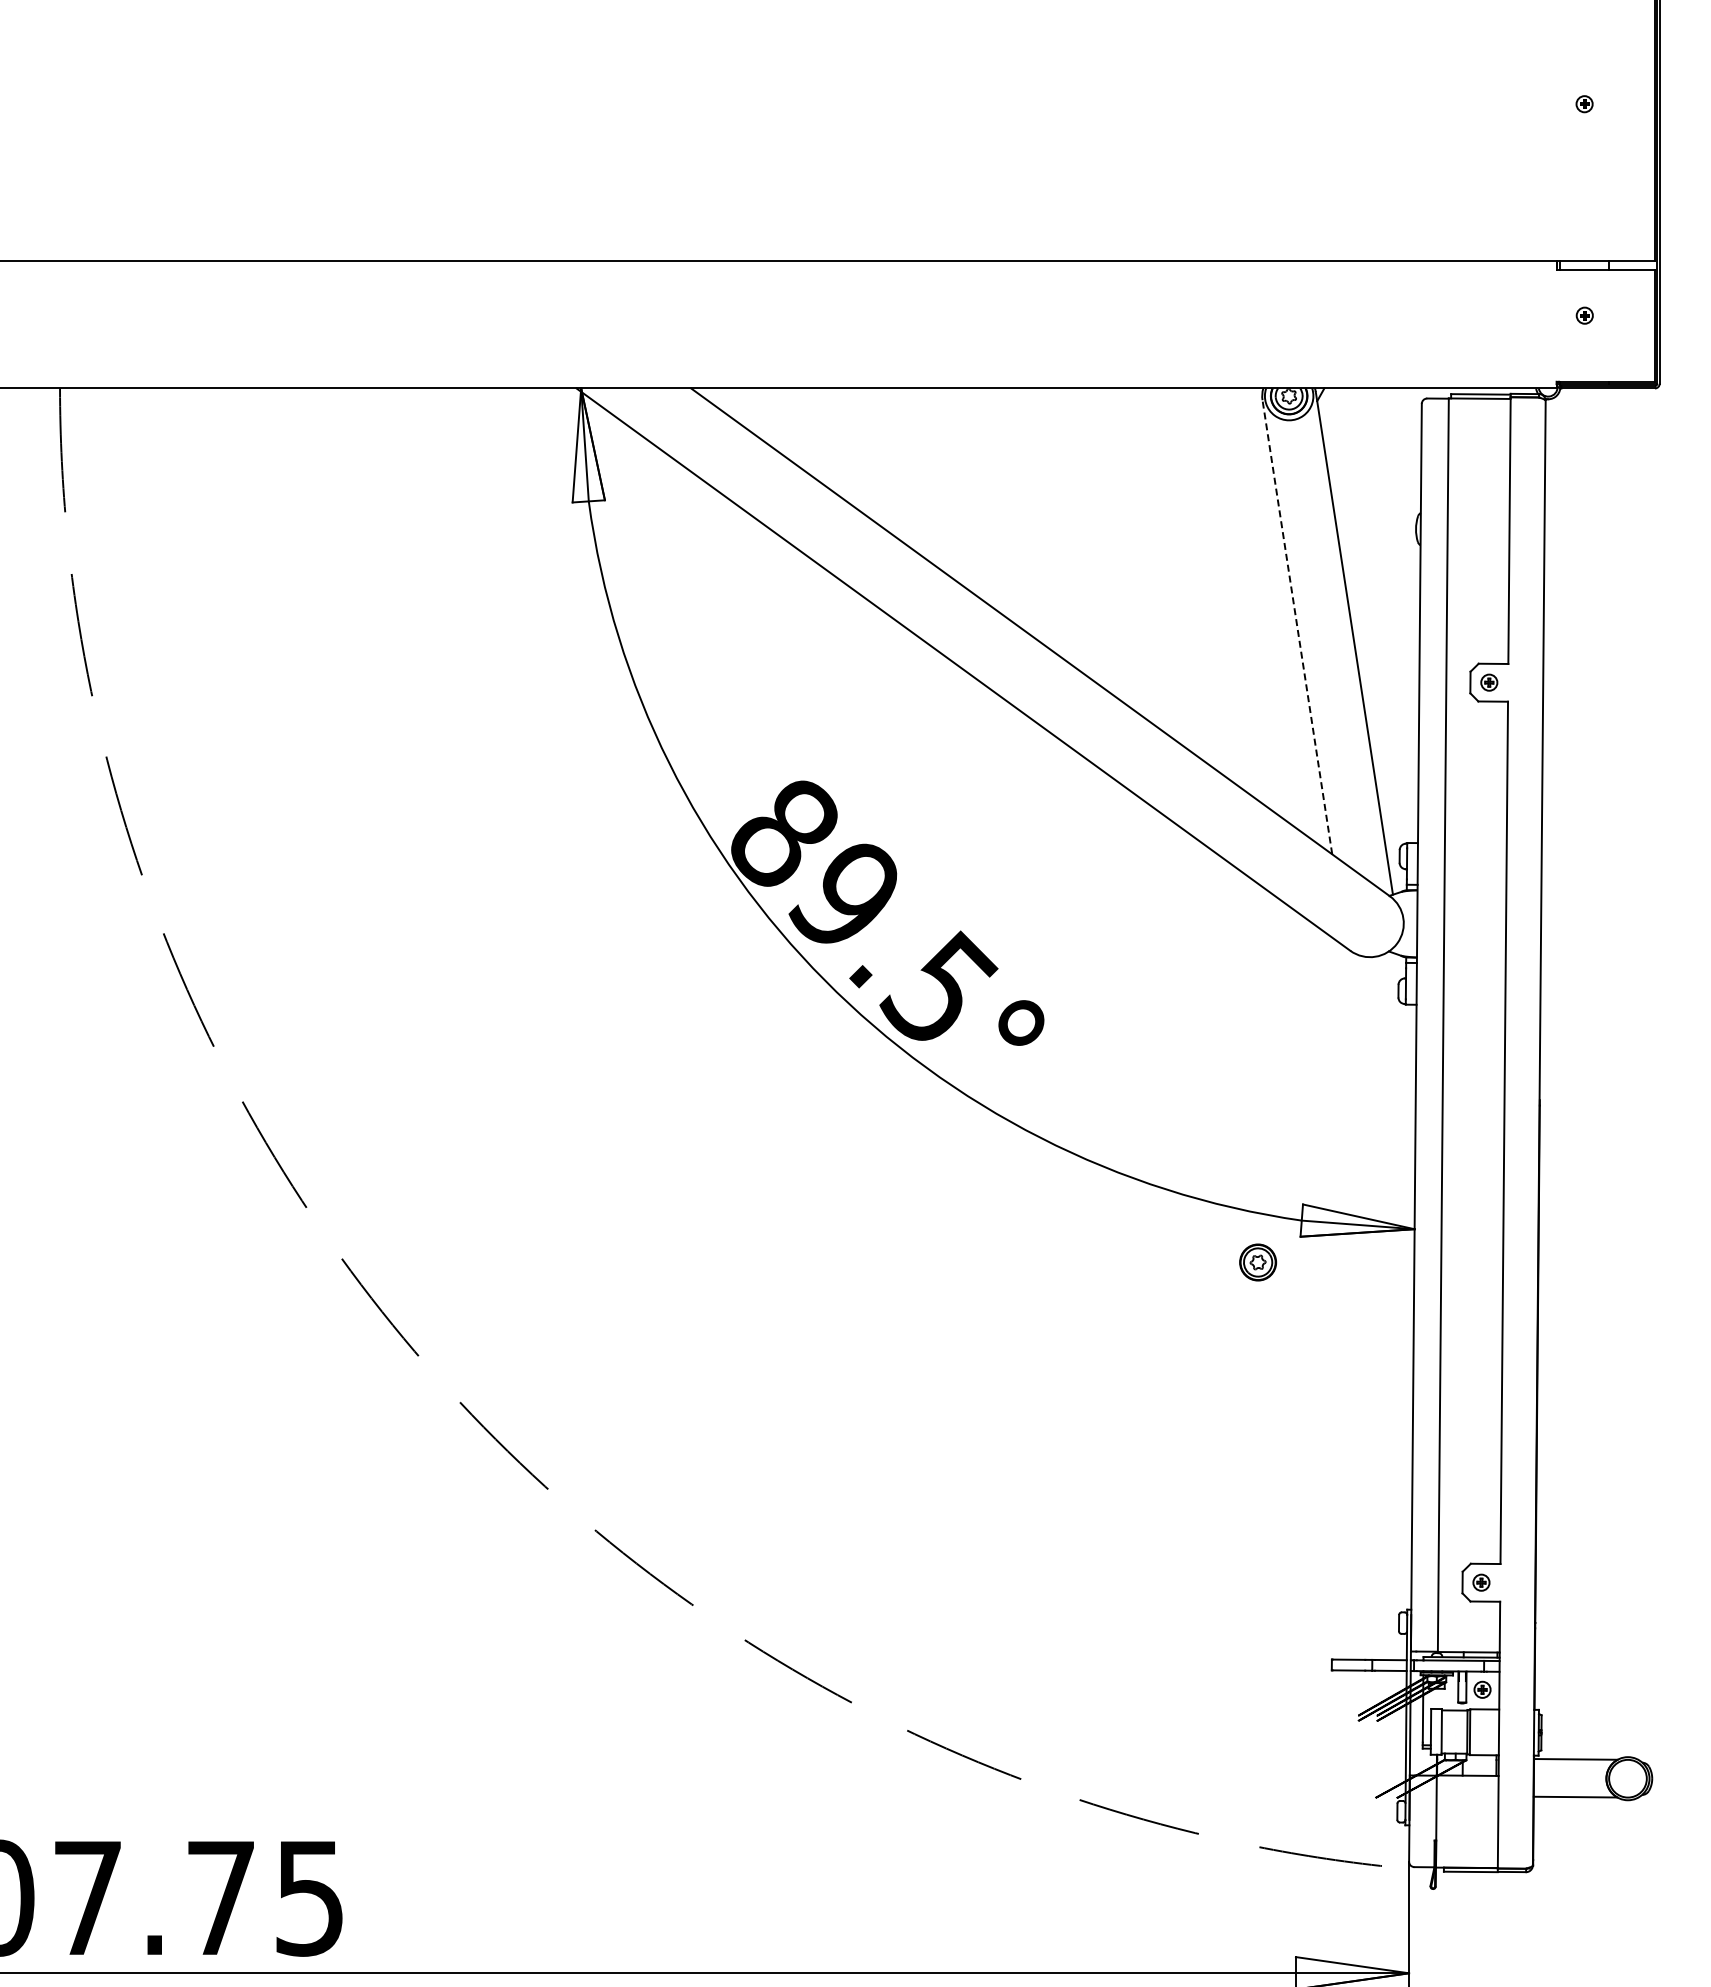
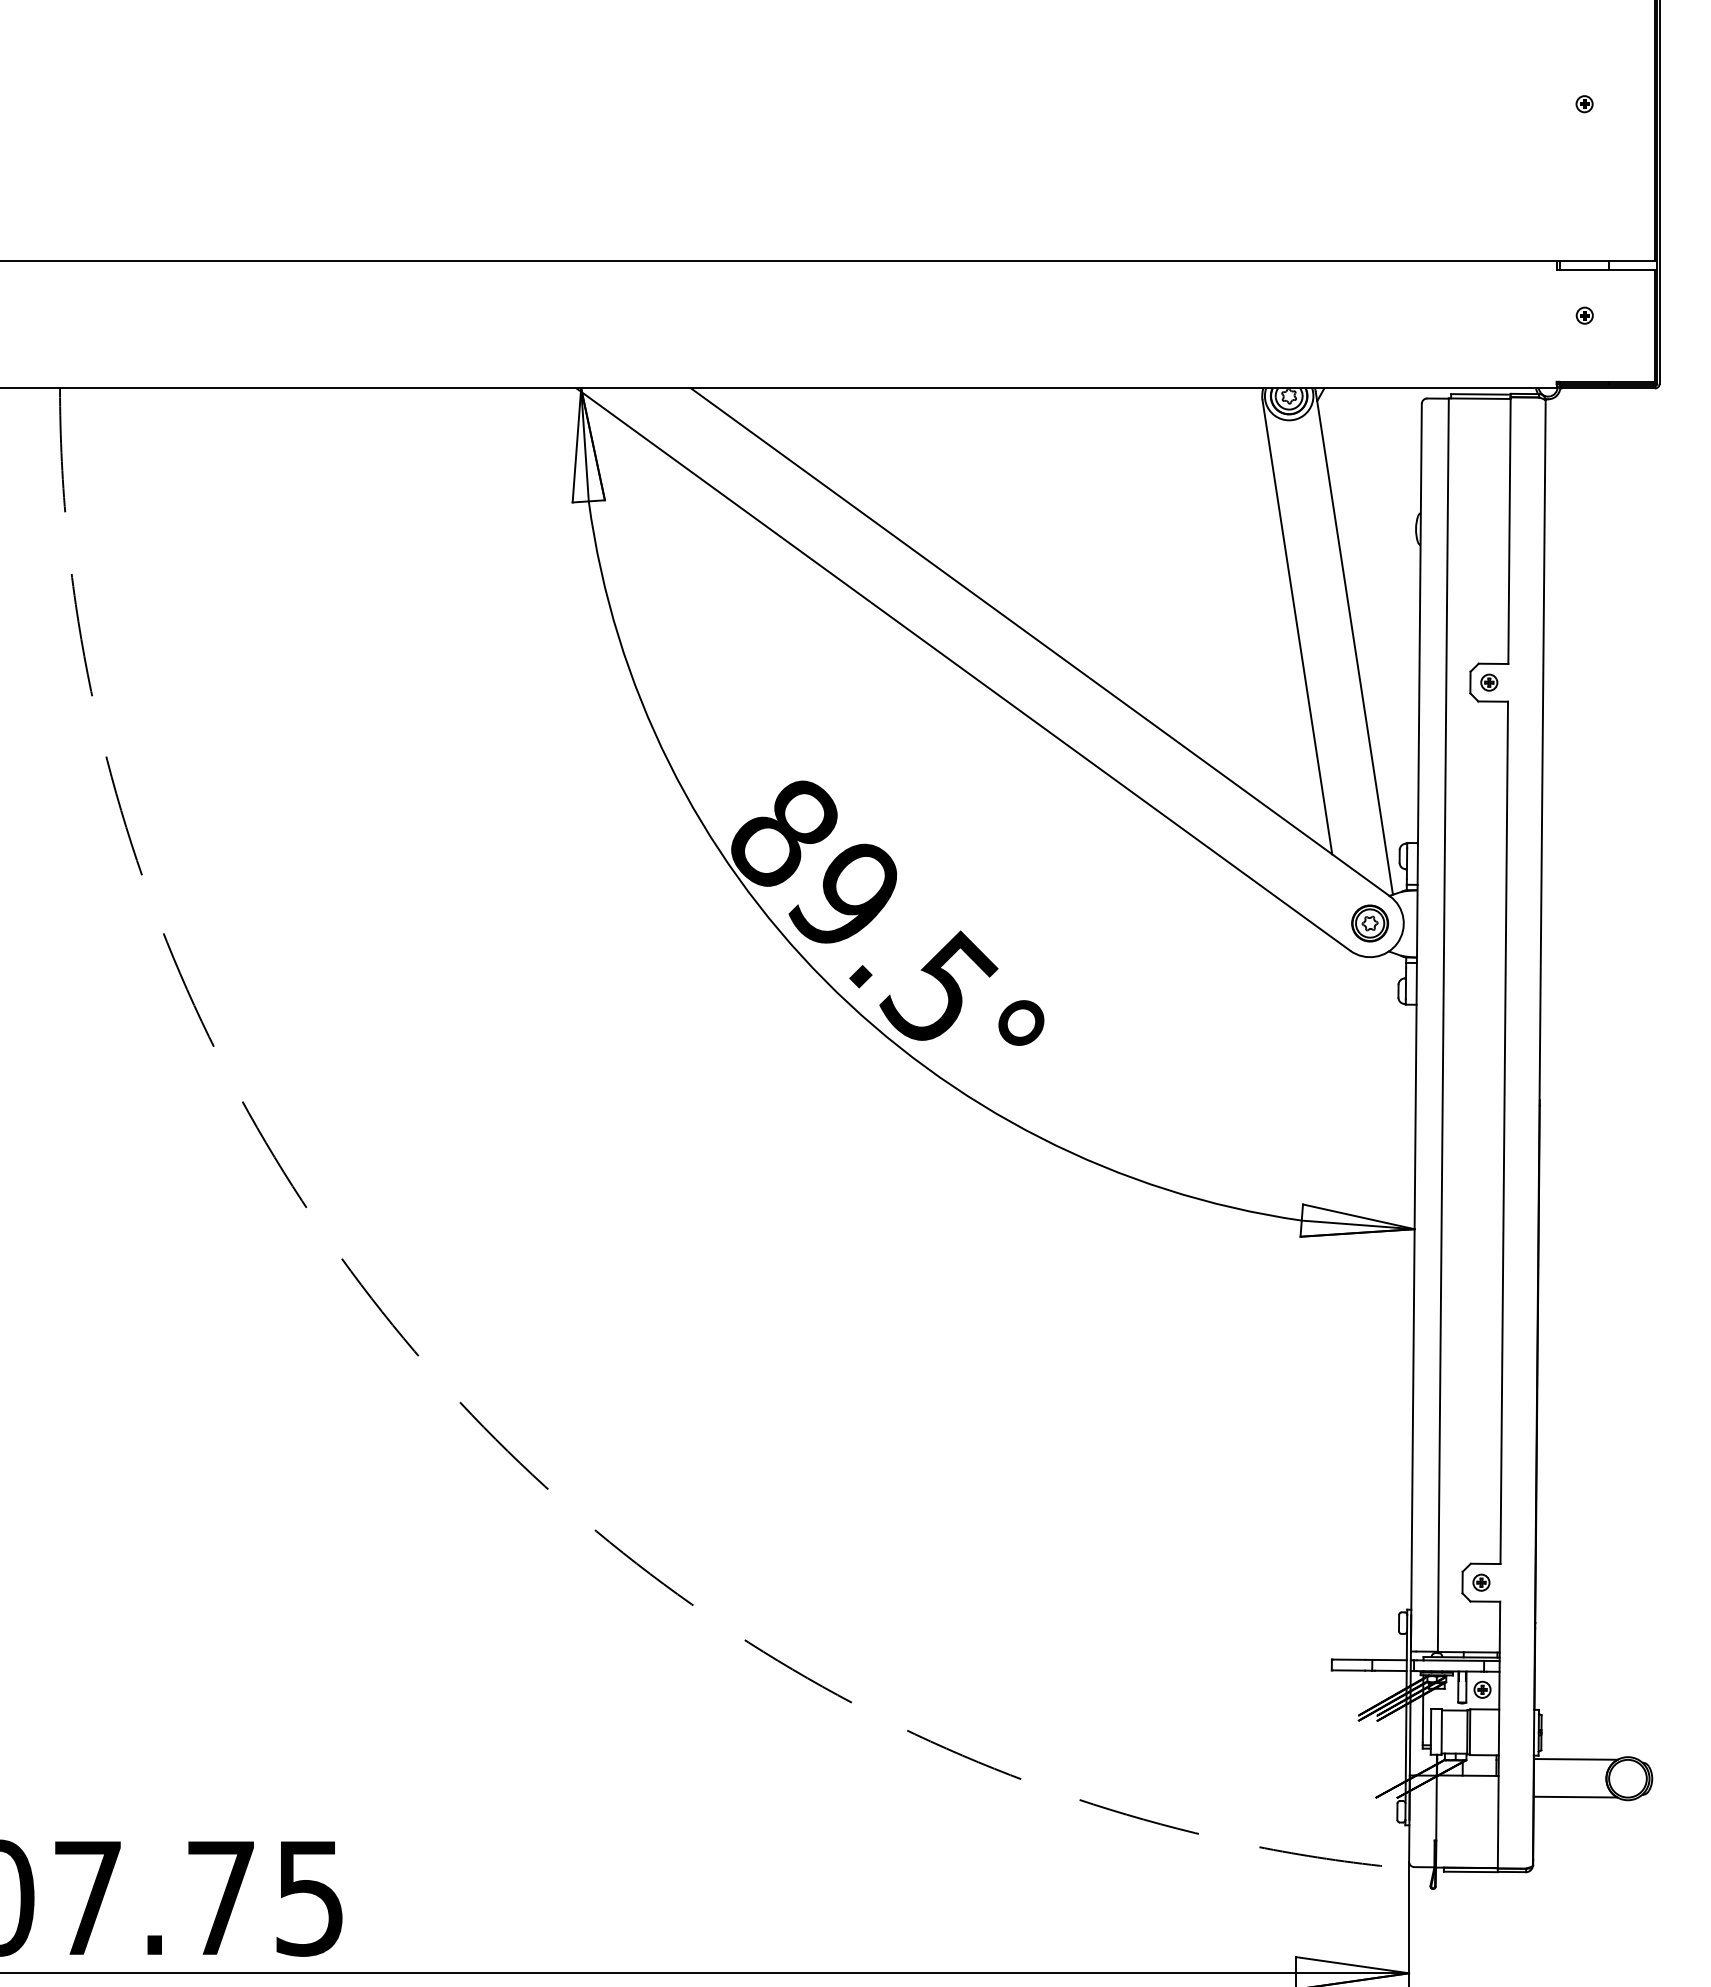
line: dashed -> solid (1297, 627)
part position: (1258, 1262) -> (1370, 923) (1370, 923)
